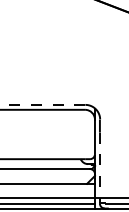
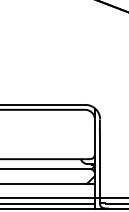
line: dashed -> solid (42, 104)
line: dashed -> solid (99, 168)
